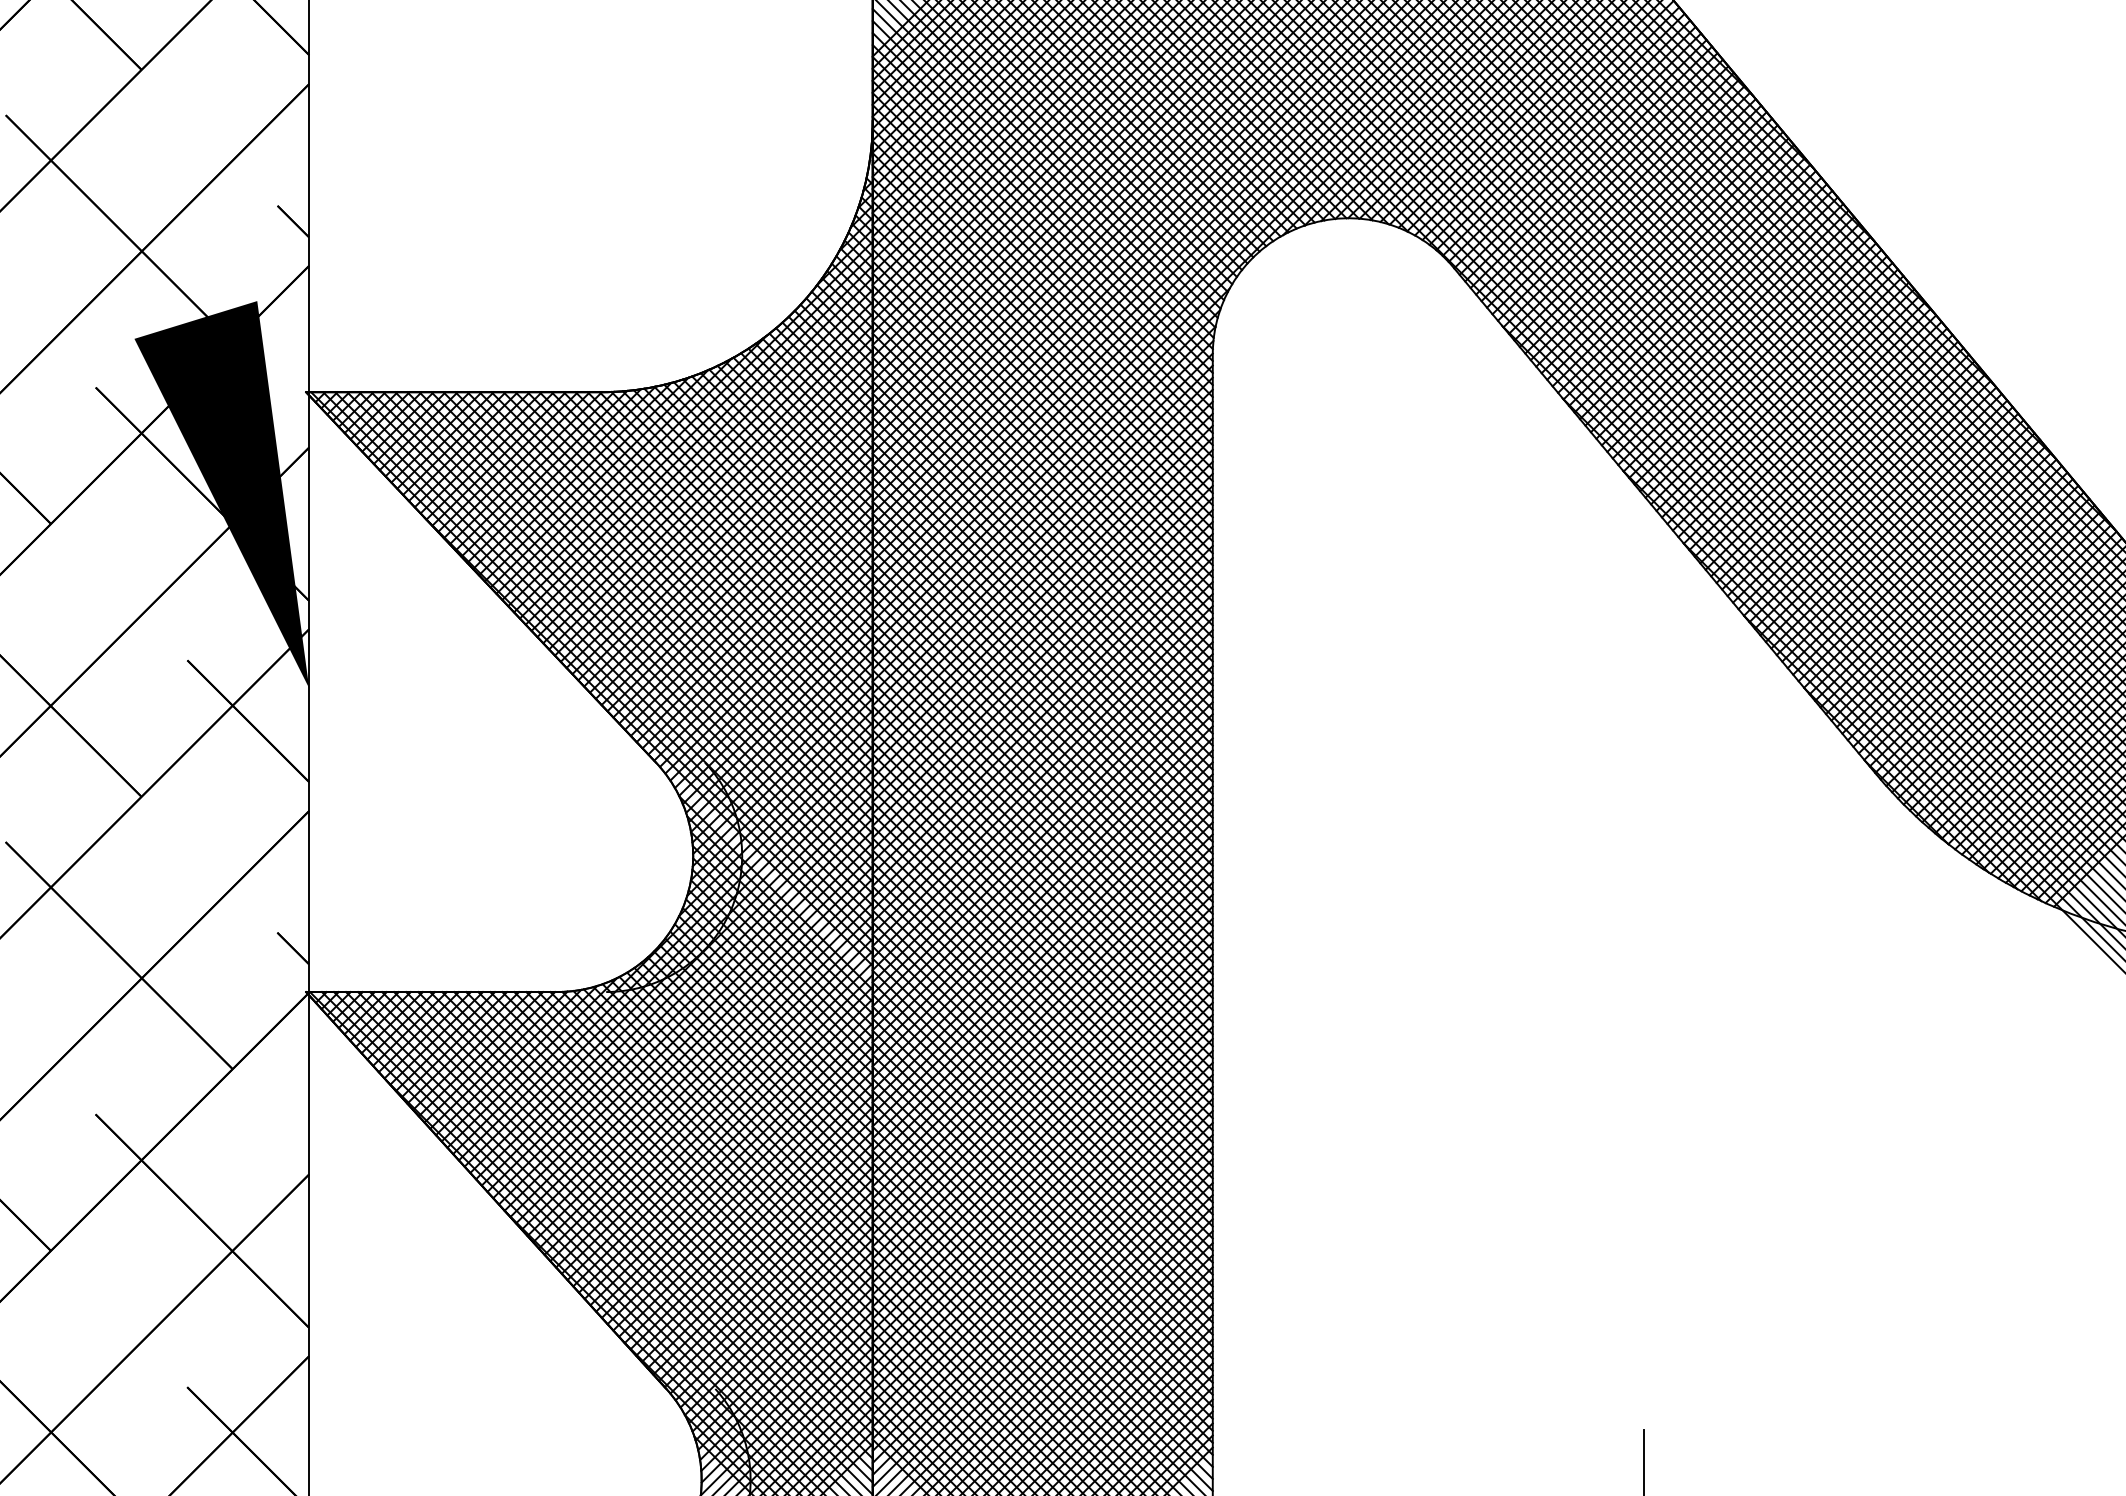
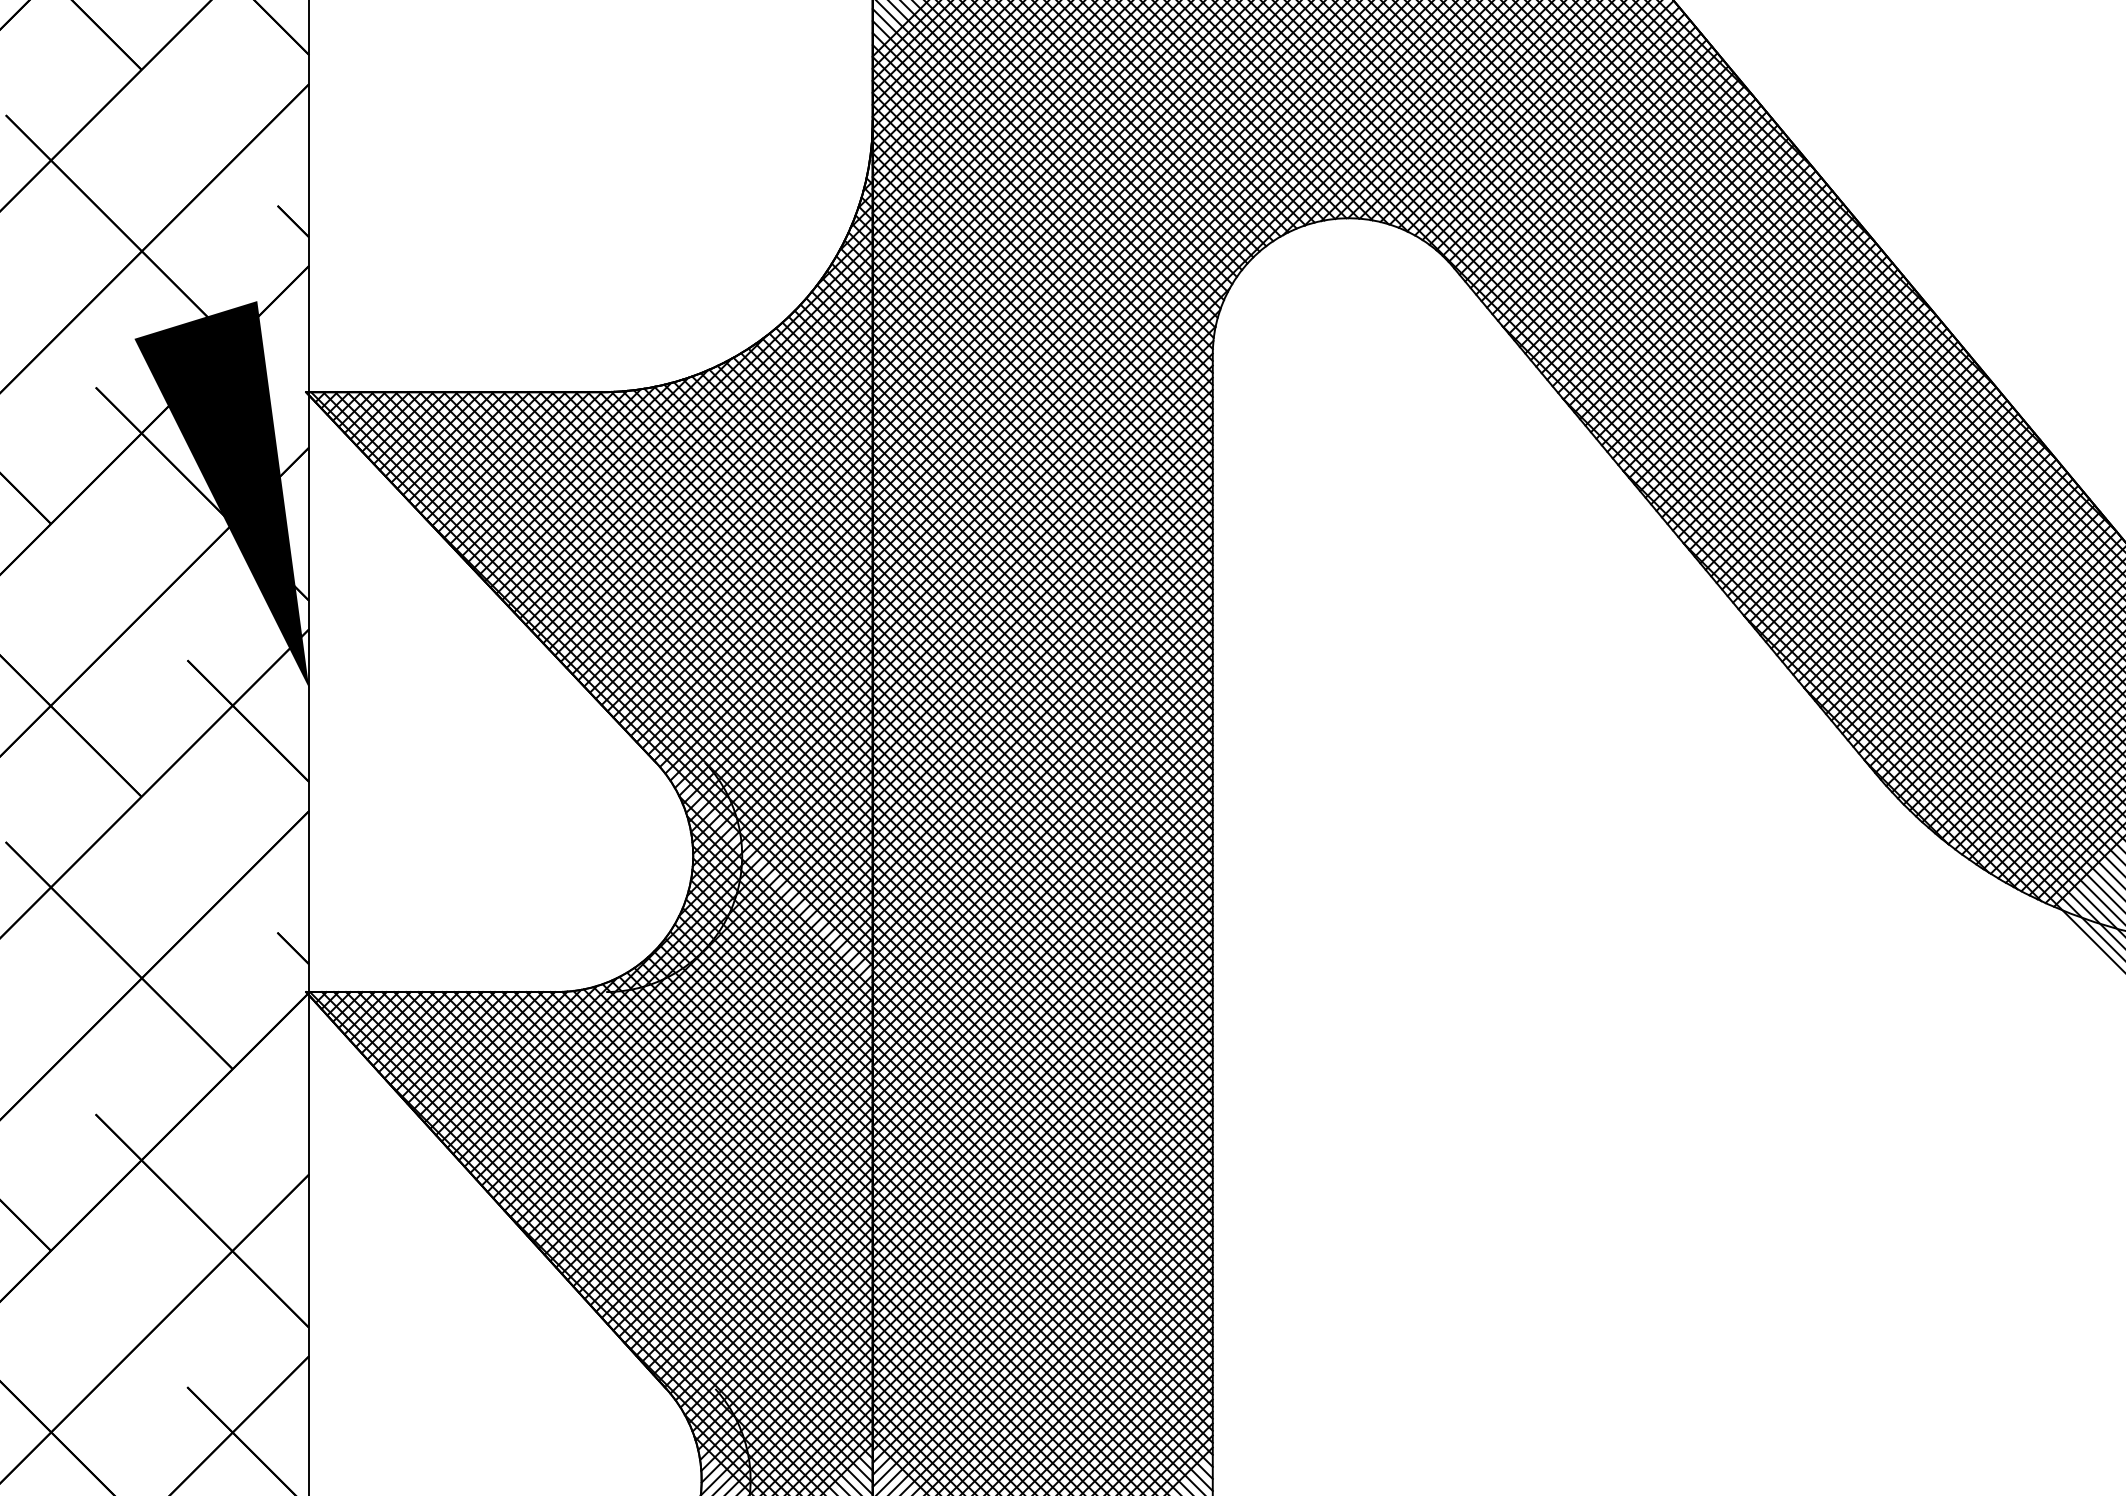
line: present -> none (1644, 1460)
